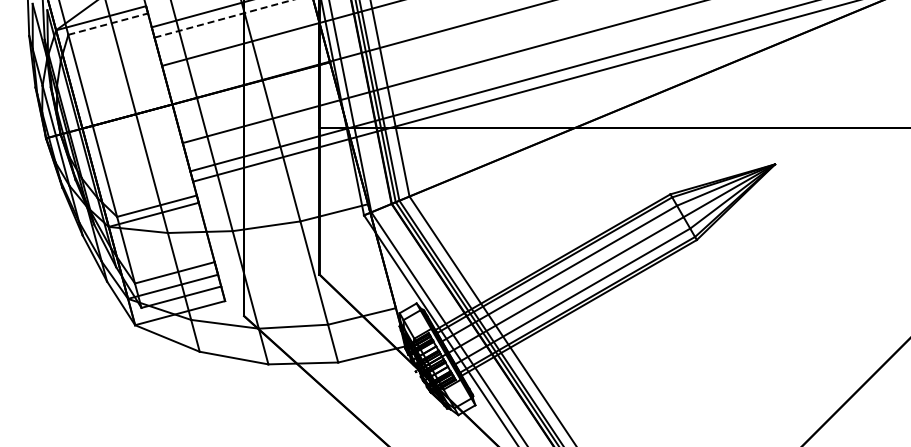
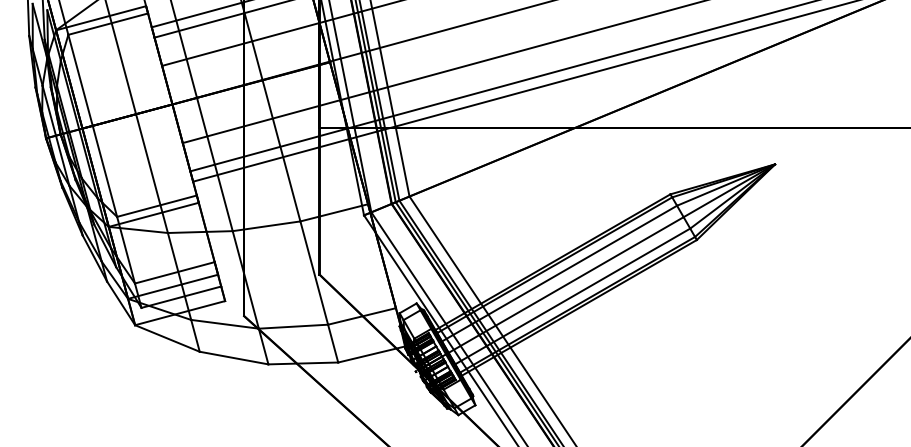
line: dashed -> solid (224, 18)
line: dashed -> solid (108, 24)
